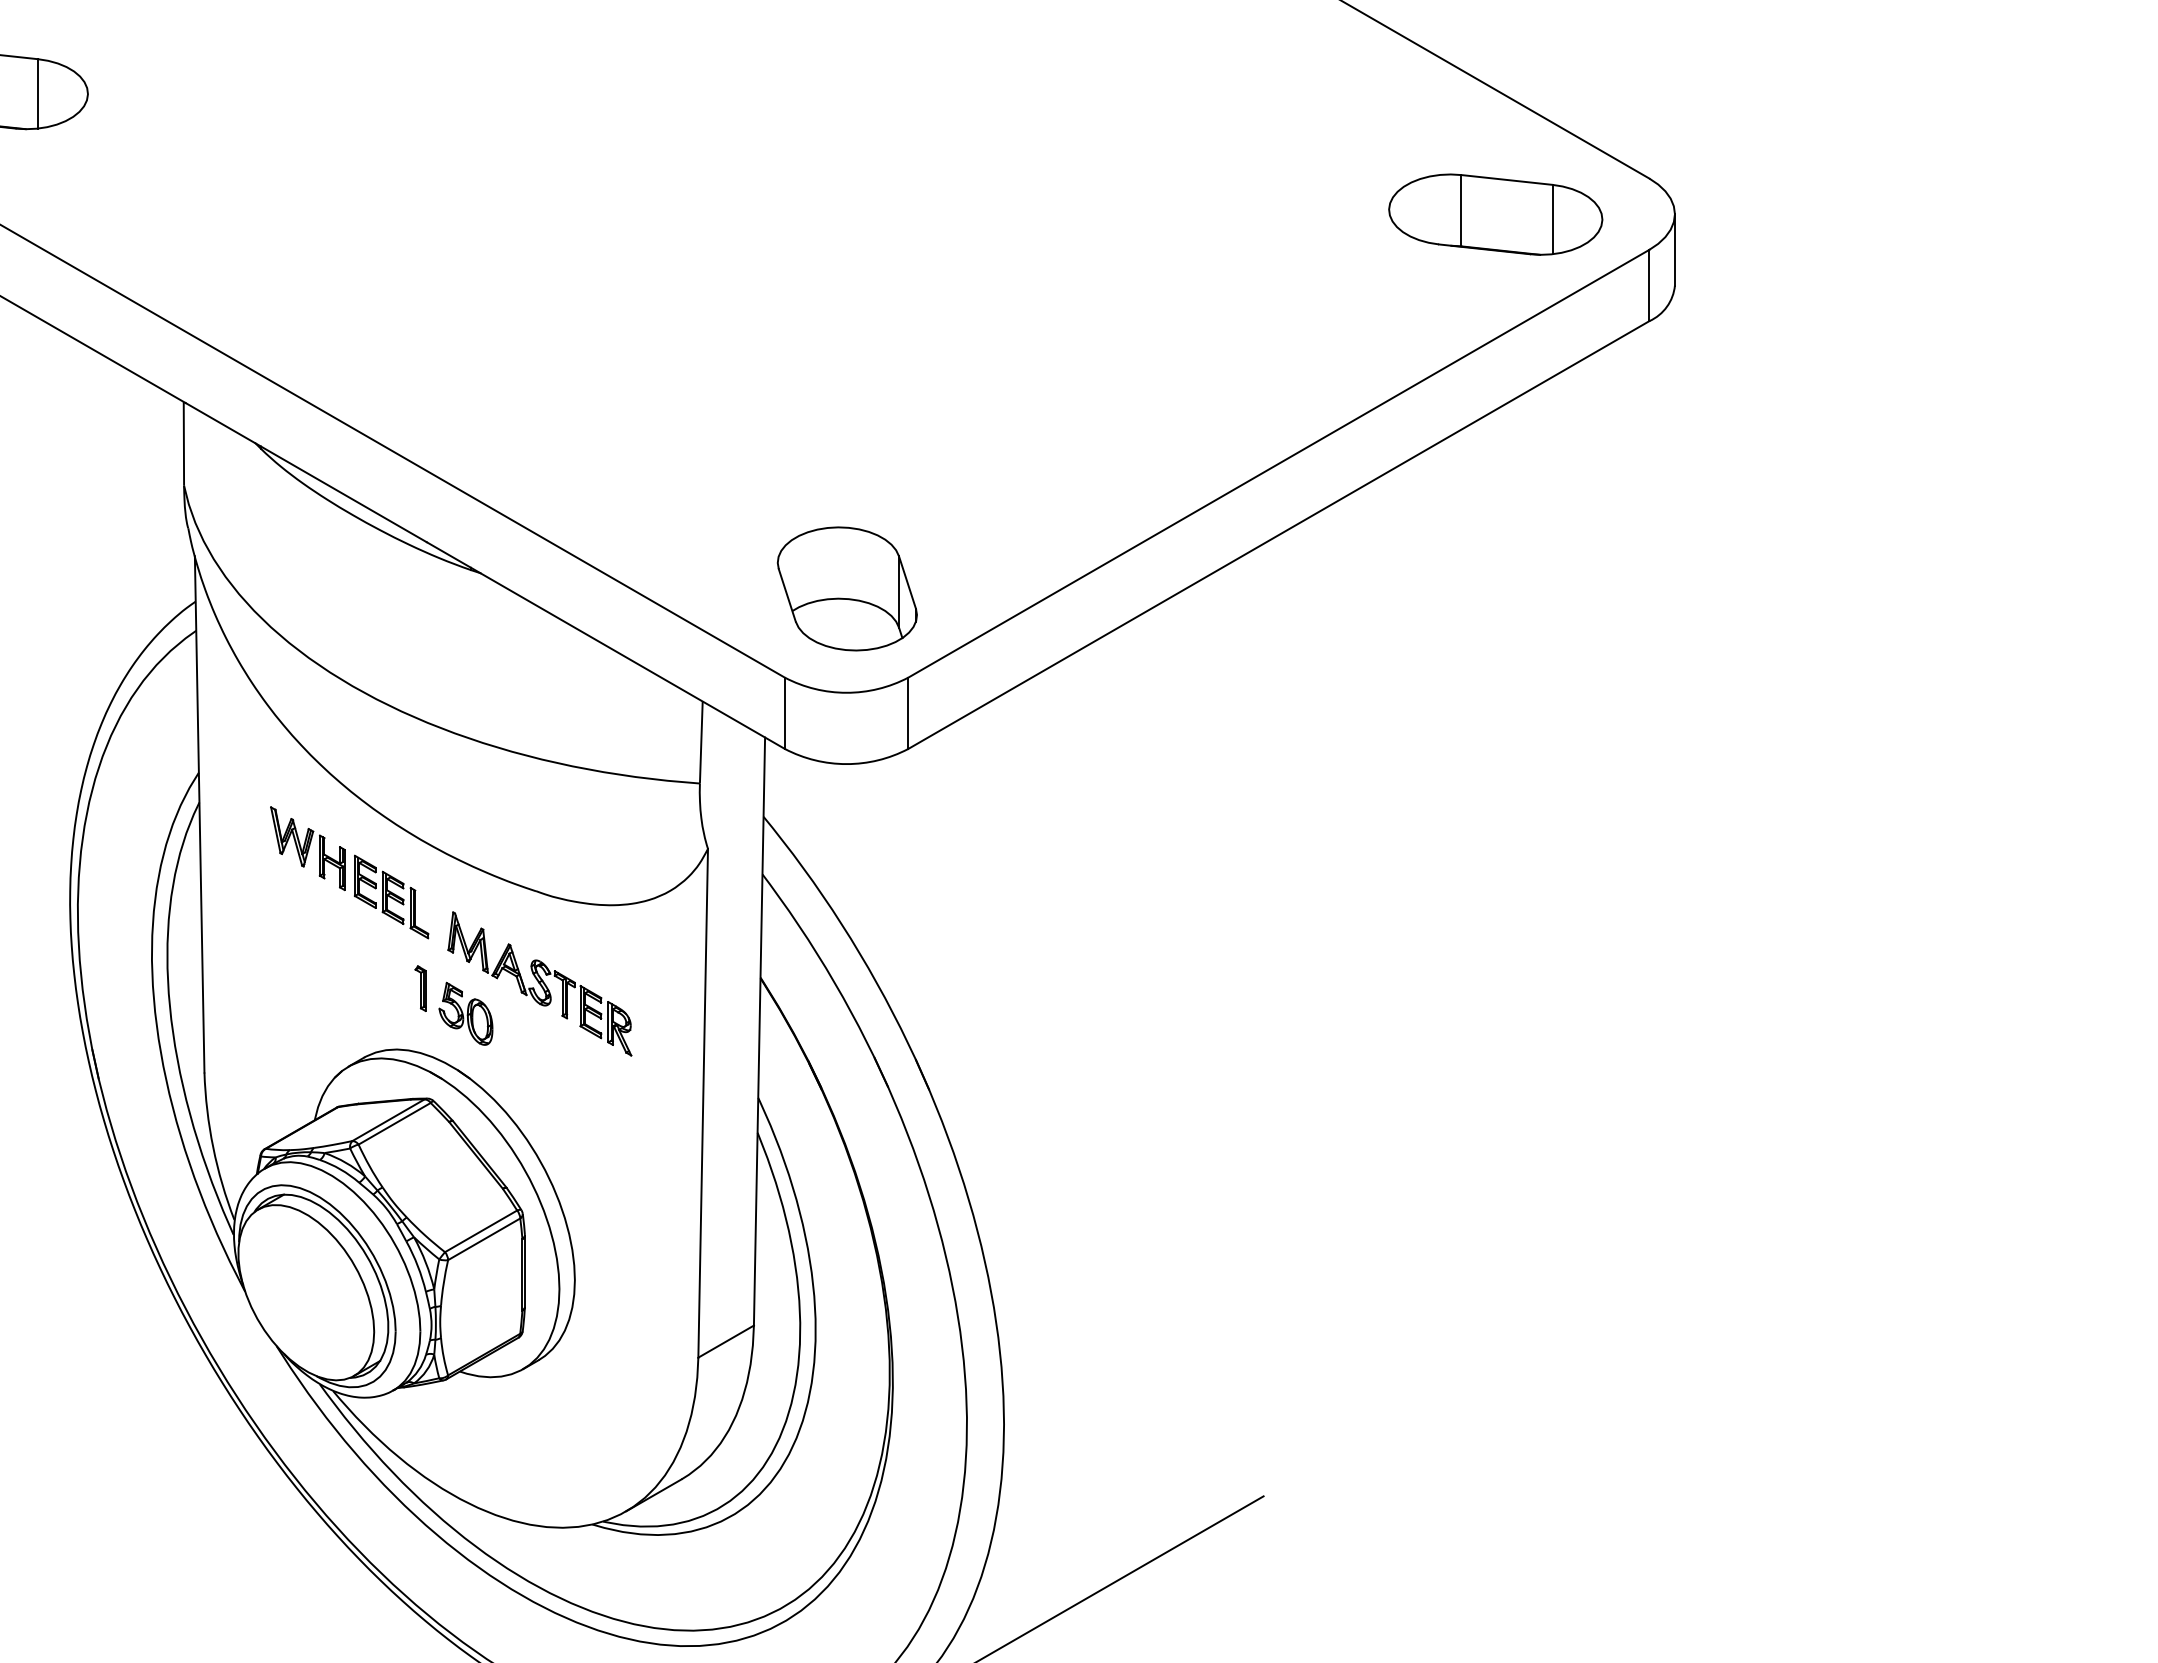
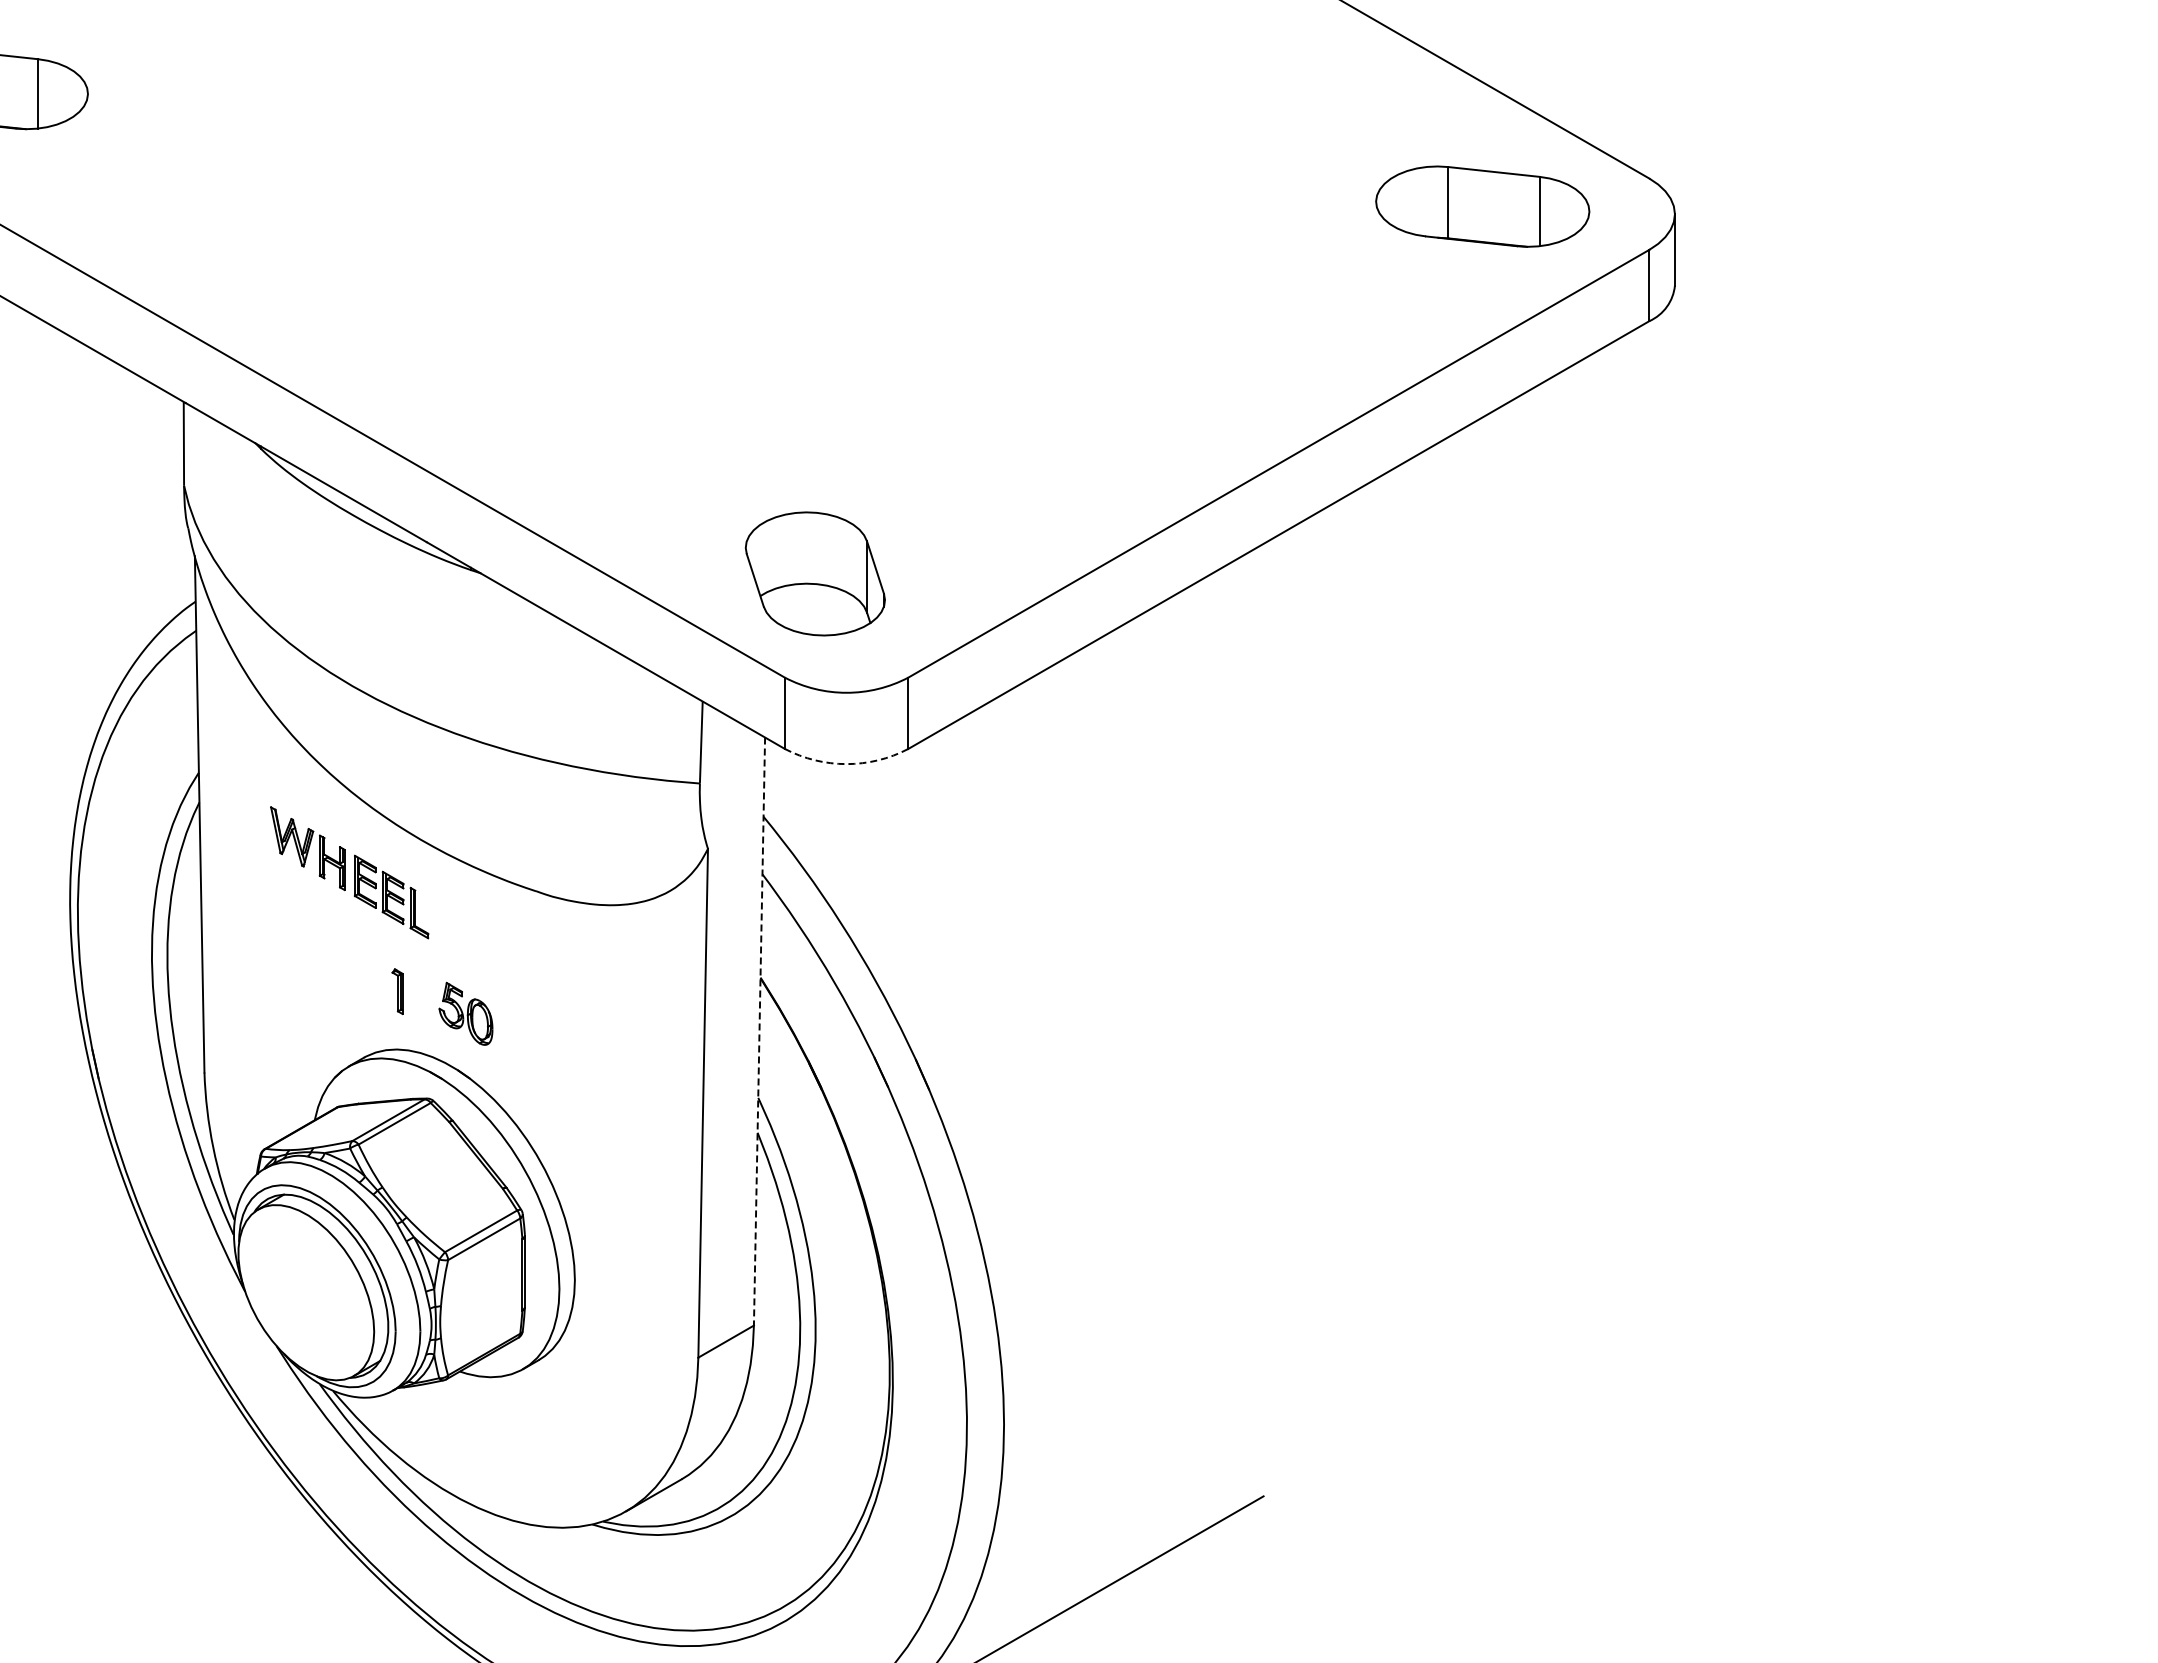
part position: (1495, 214) -> (1482, 206) (1482, 206)
part position: (846, 588) -> (814, 573) (814, 573)
arc: solid -> dashed (846, 764)
part: present -> none (539, 983)
part position: (420, 988) -> (397, 991) (397, 991)
line: solid -> dashed (759, 1032)
